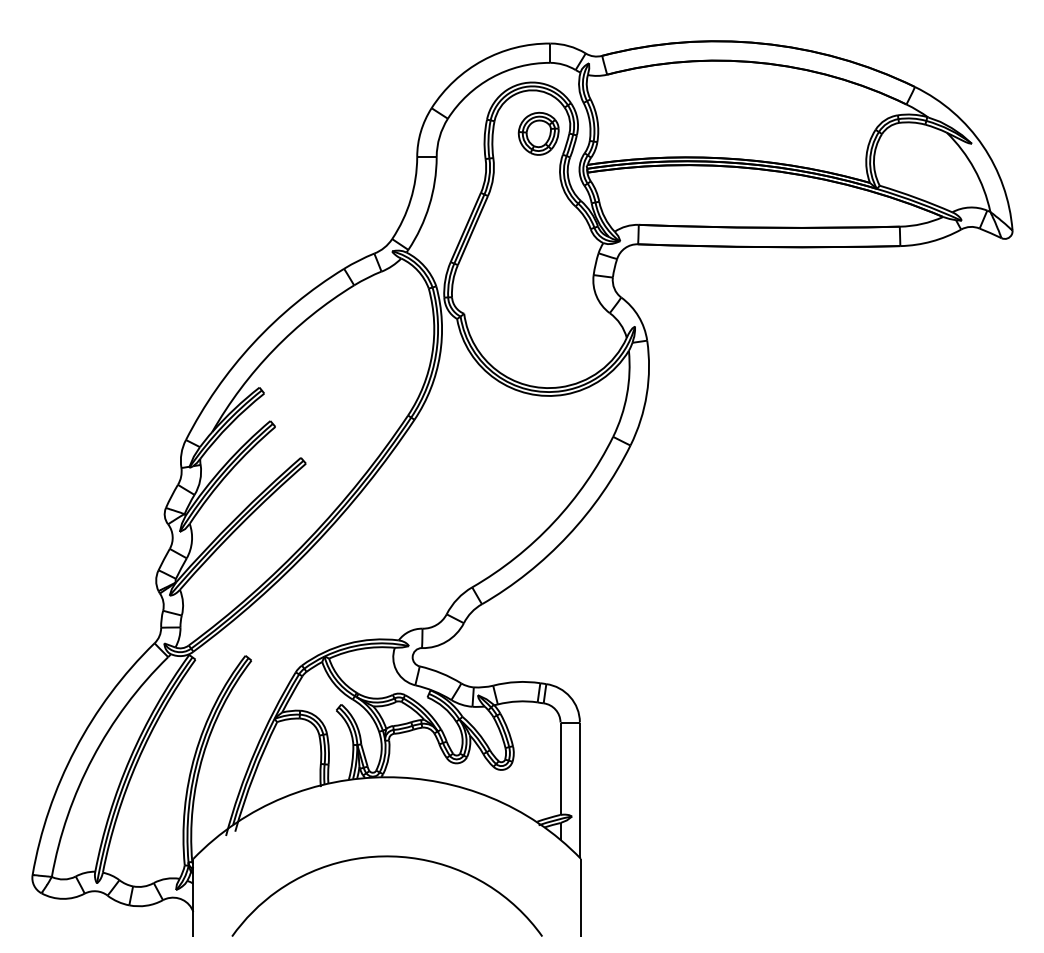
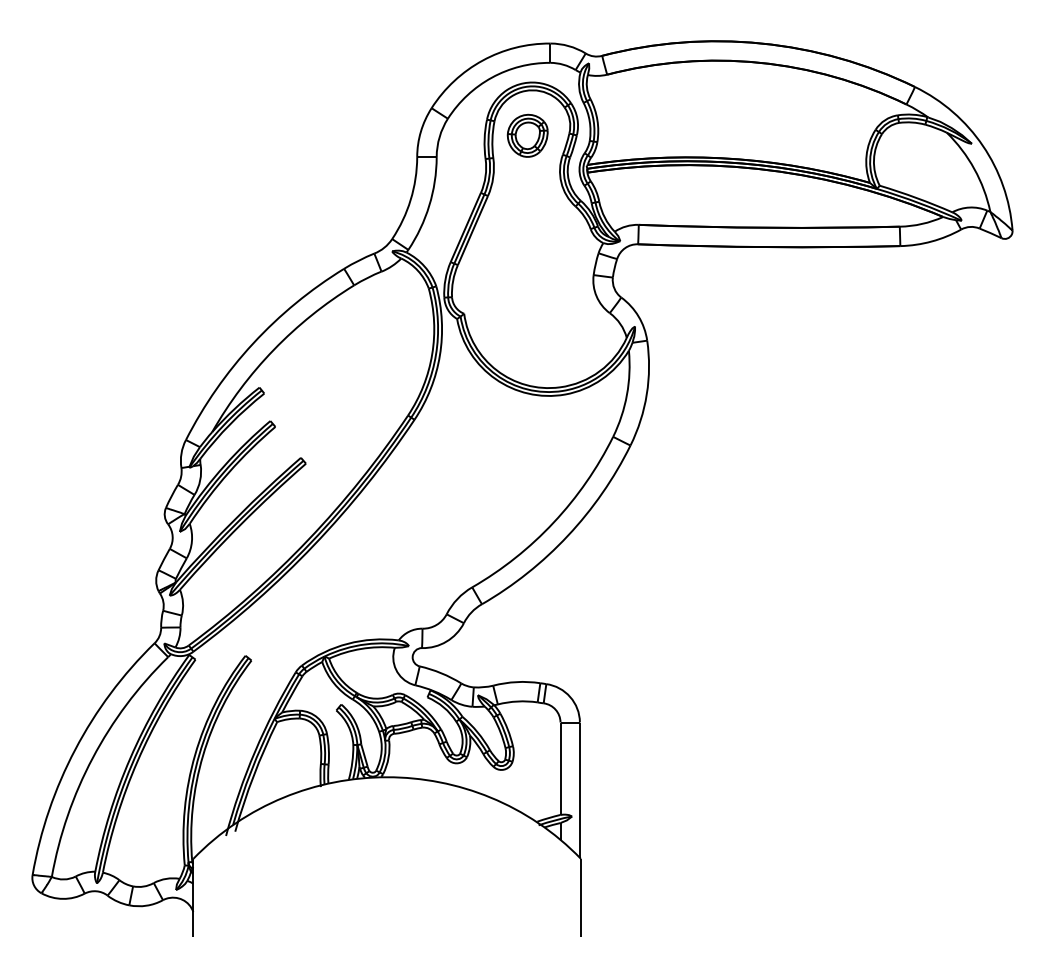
part position: (538, 133) -> (527, 135) (527, 135)
curve: present -> none (386, 857)
